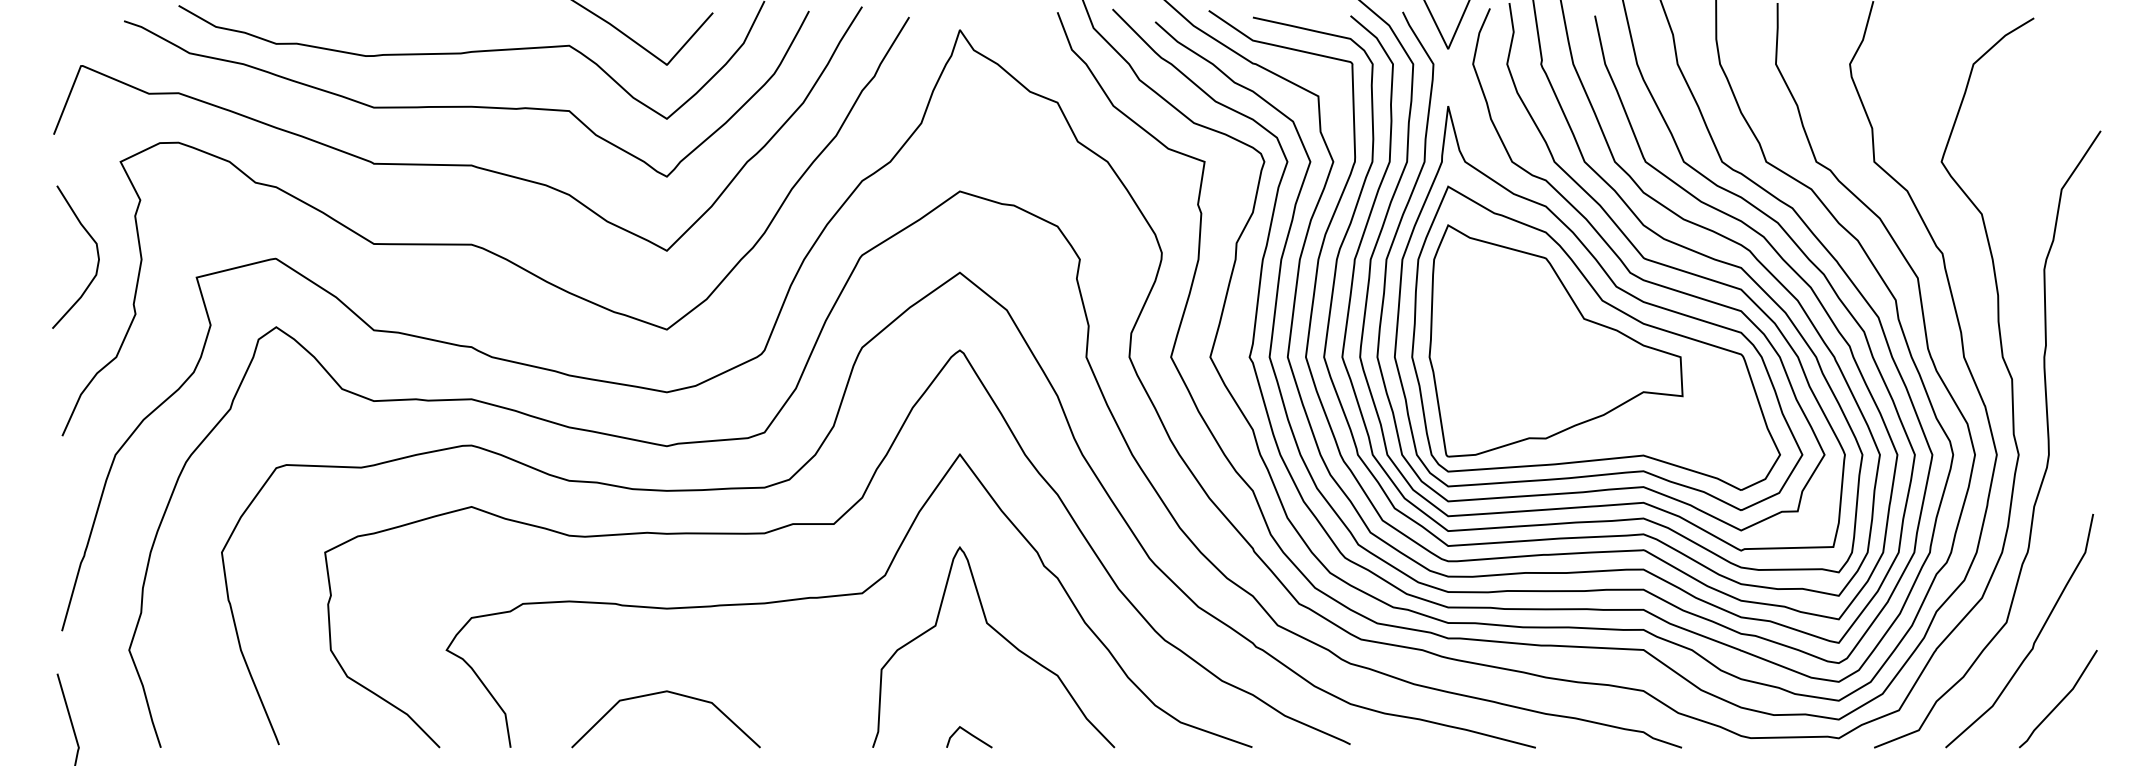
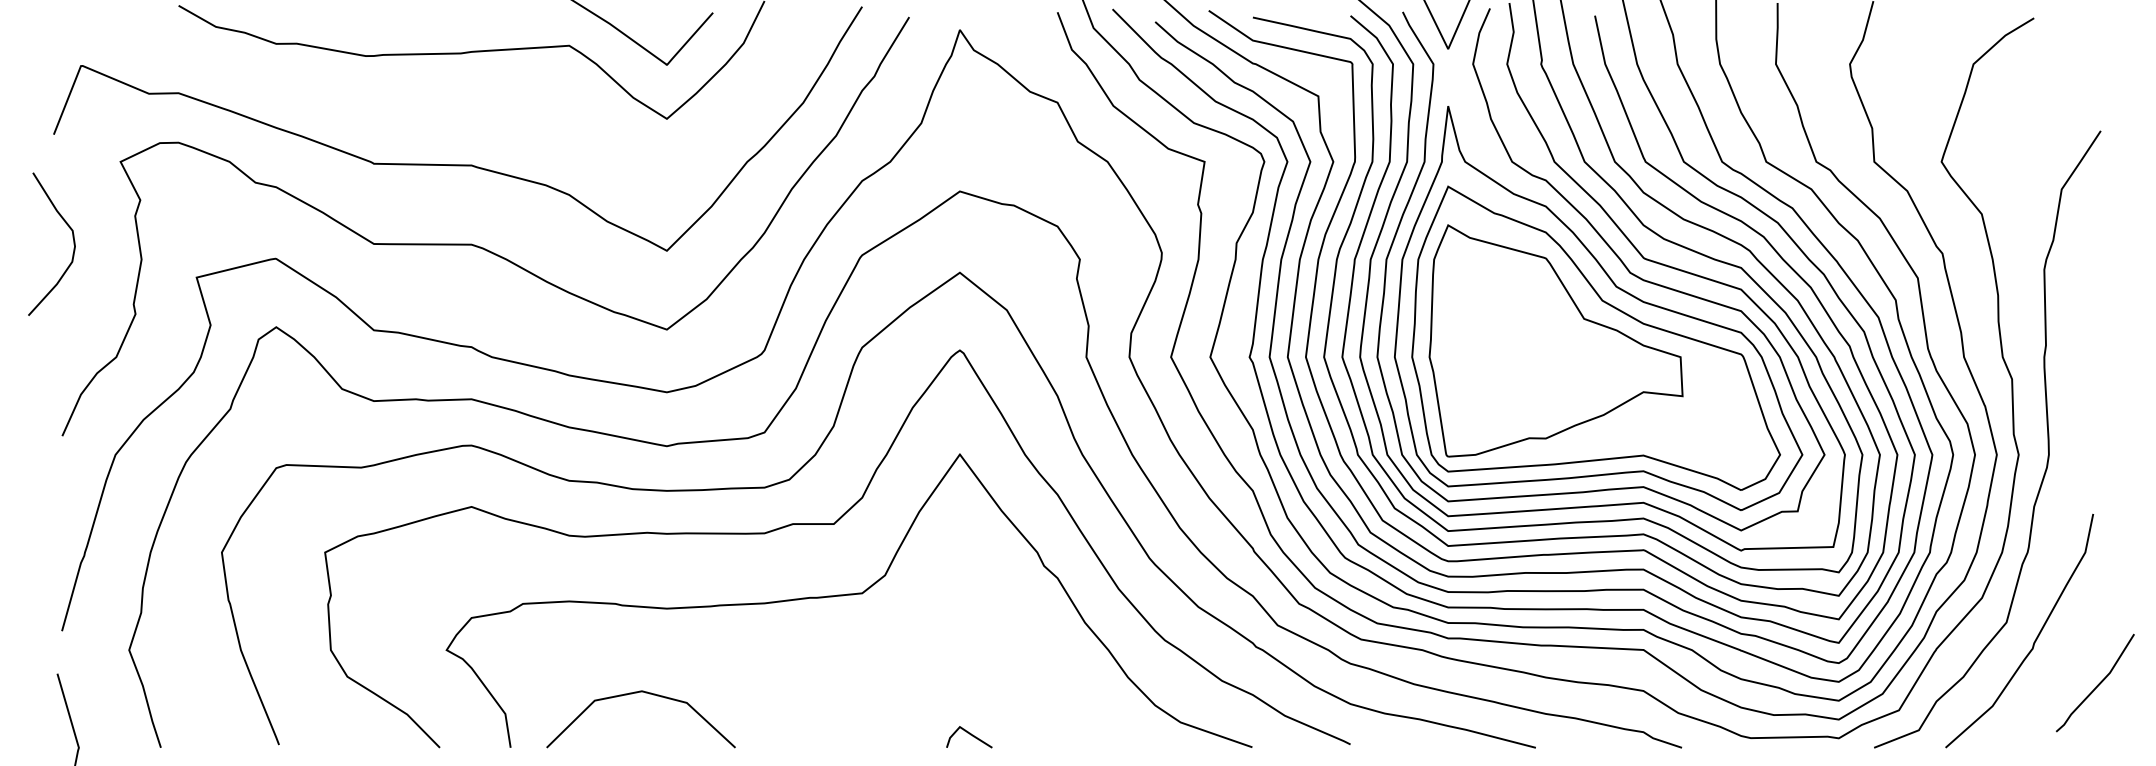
curve: present -> none (466, 105)
curve position: (96, 250) -> (72, 237) (72, 237)
curve: present -> none (1002, 637)
line position: (662, 693) -> (637, 693) (637, 693)
line position: (2060, 700) -> (2097, 684) (2097, 684)
